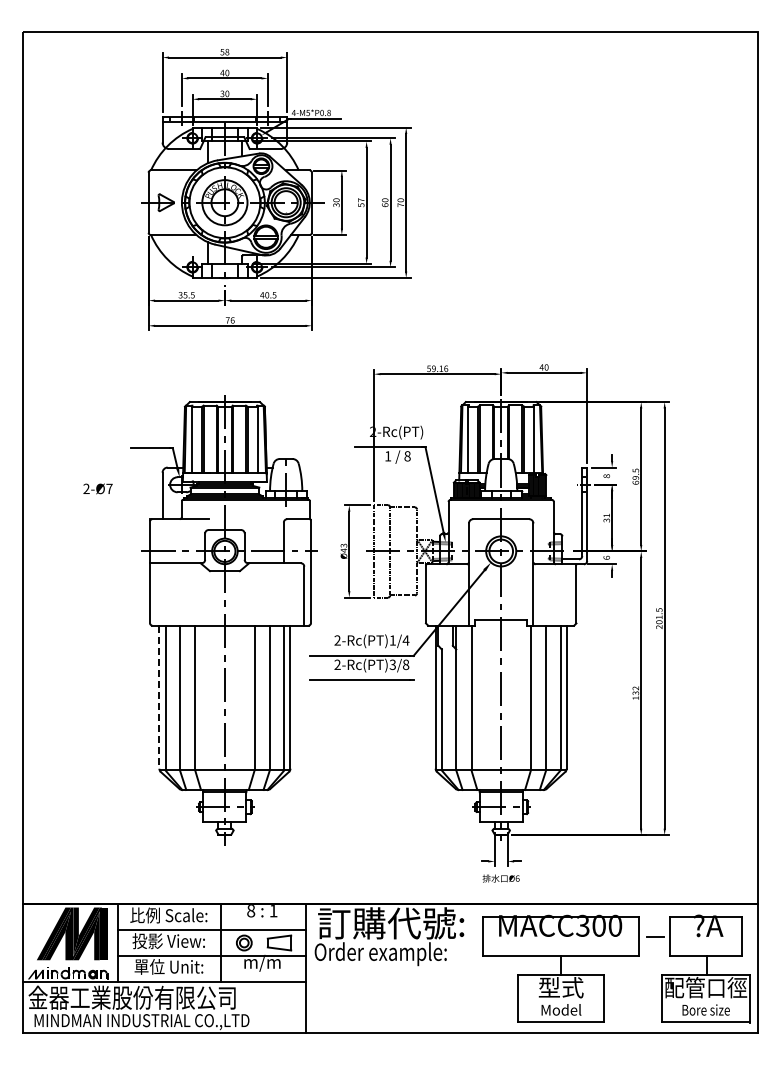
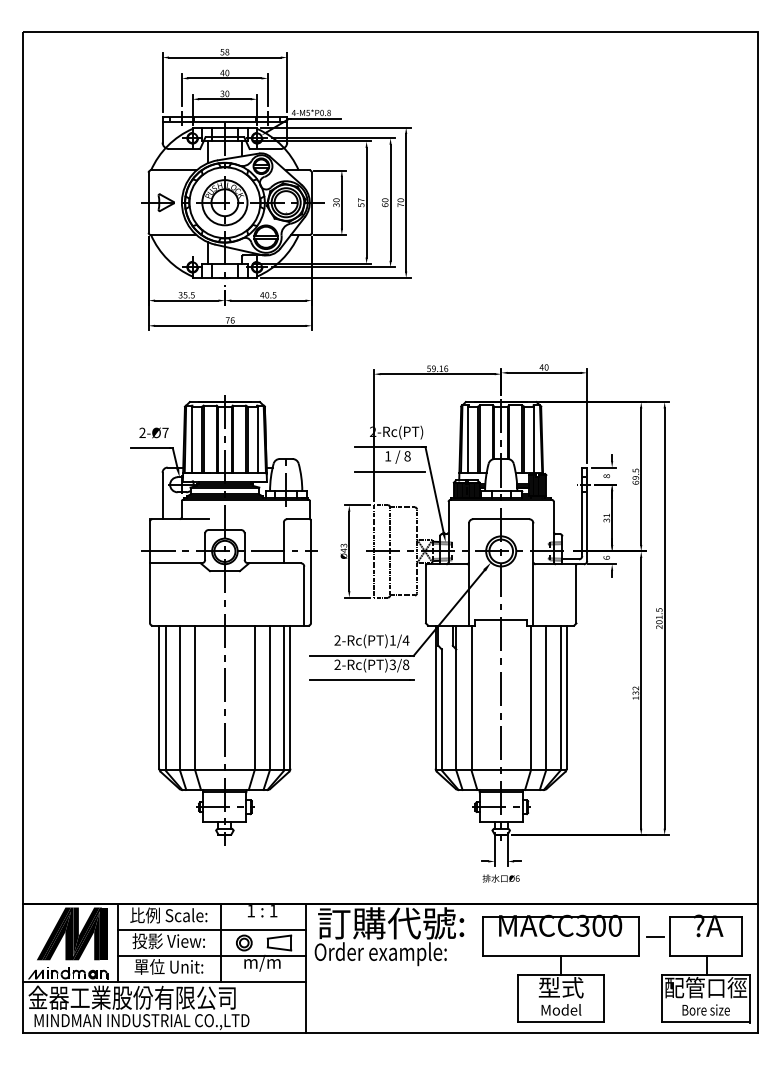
line: none -> present (389, 471)
text position: (97, 488) -> (153, 432) (153, 432)
line: dashed -> solid (159, 697)
text: 8 -> 1 (251, 911)
